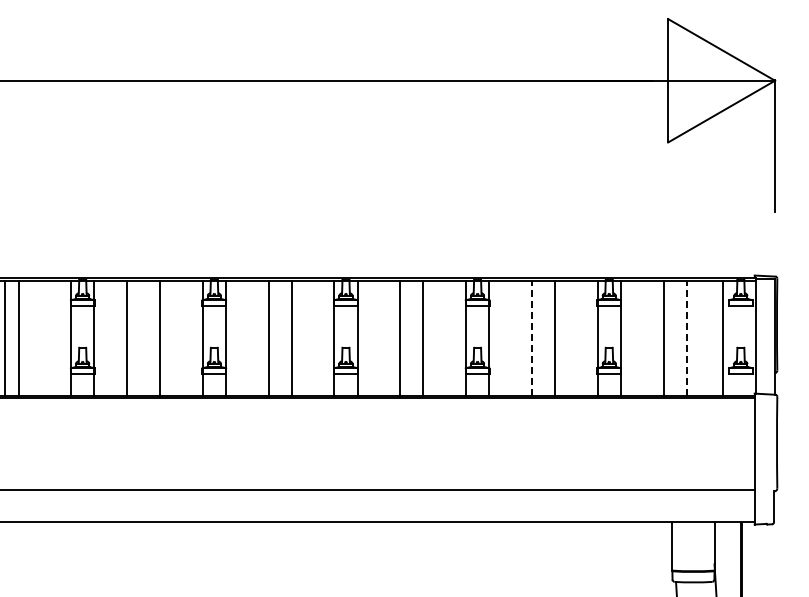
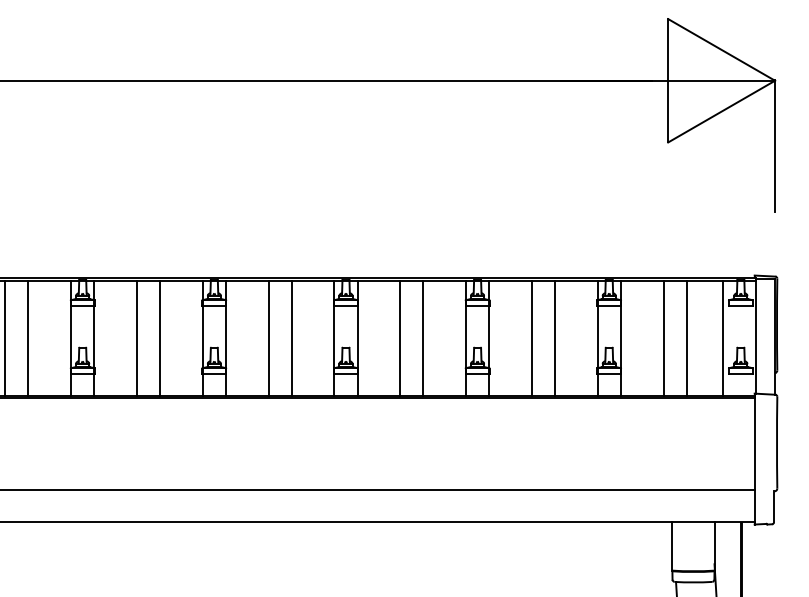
line position: (19, 338) -> (28, 338) (28, 338)
line position: (127, 338) -> (137, 338) (137, 338)
line: dashed -> solid (531, 338)
line: dashed -> solid (686, 338)
